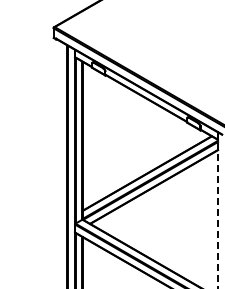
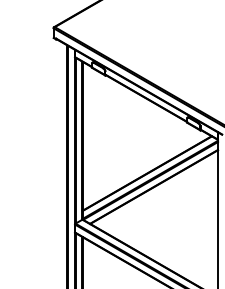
line: dashed -> solid (218, 210)
